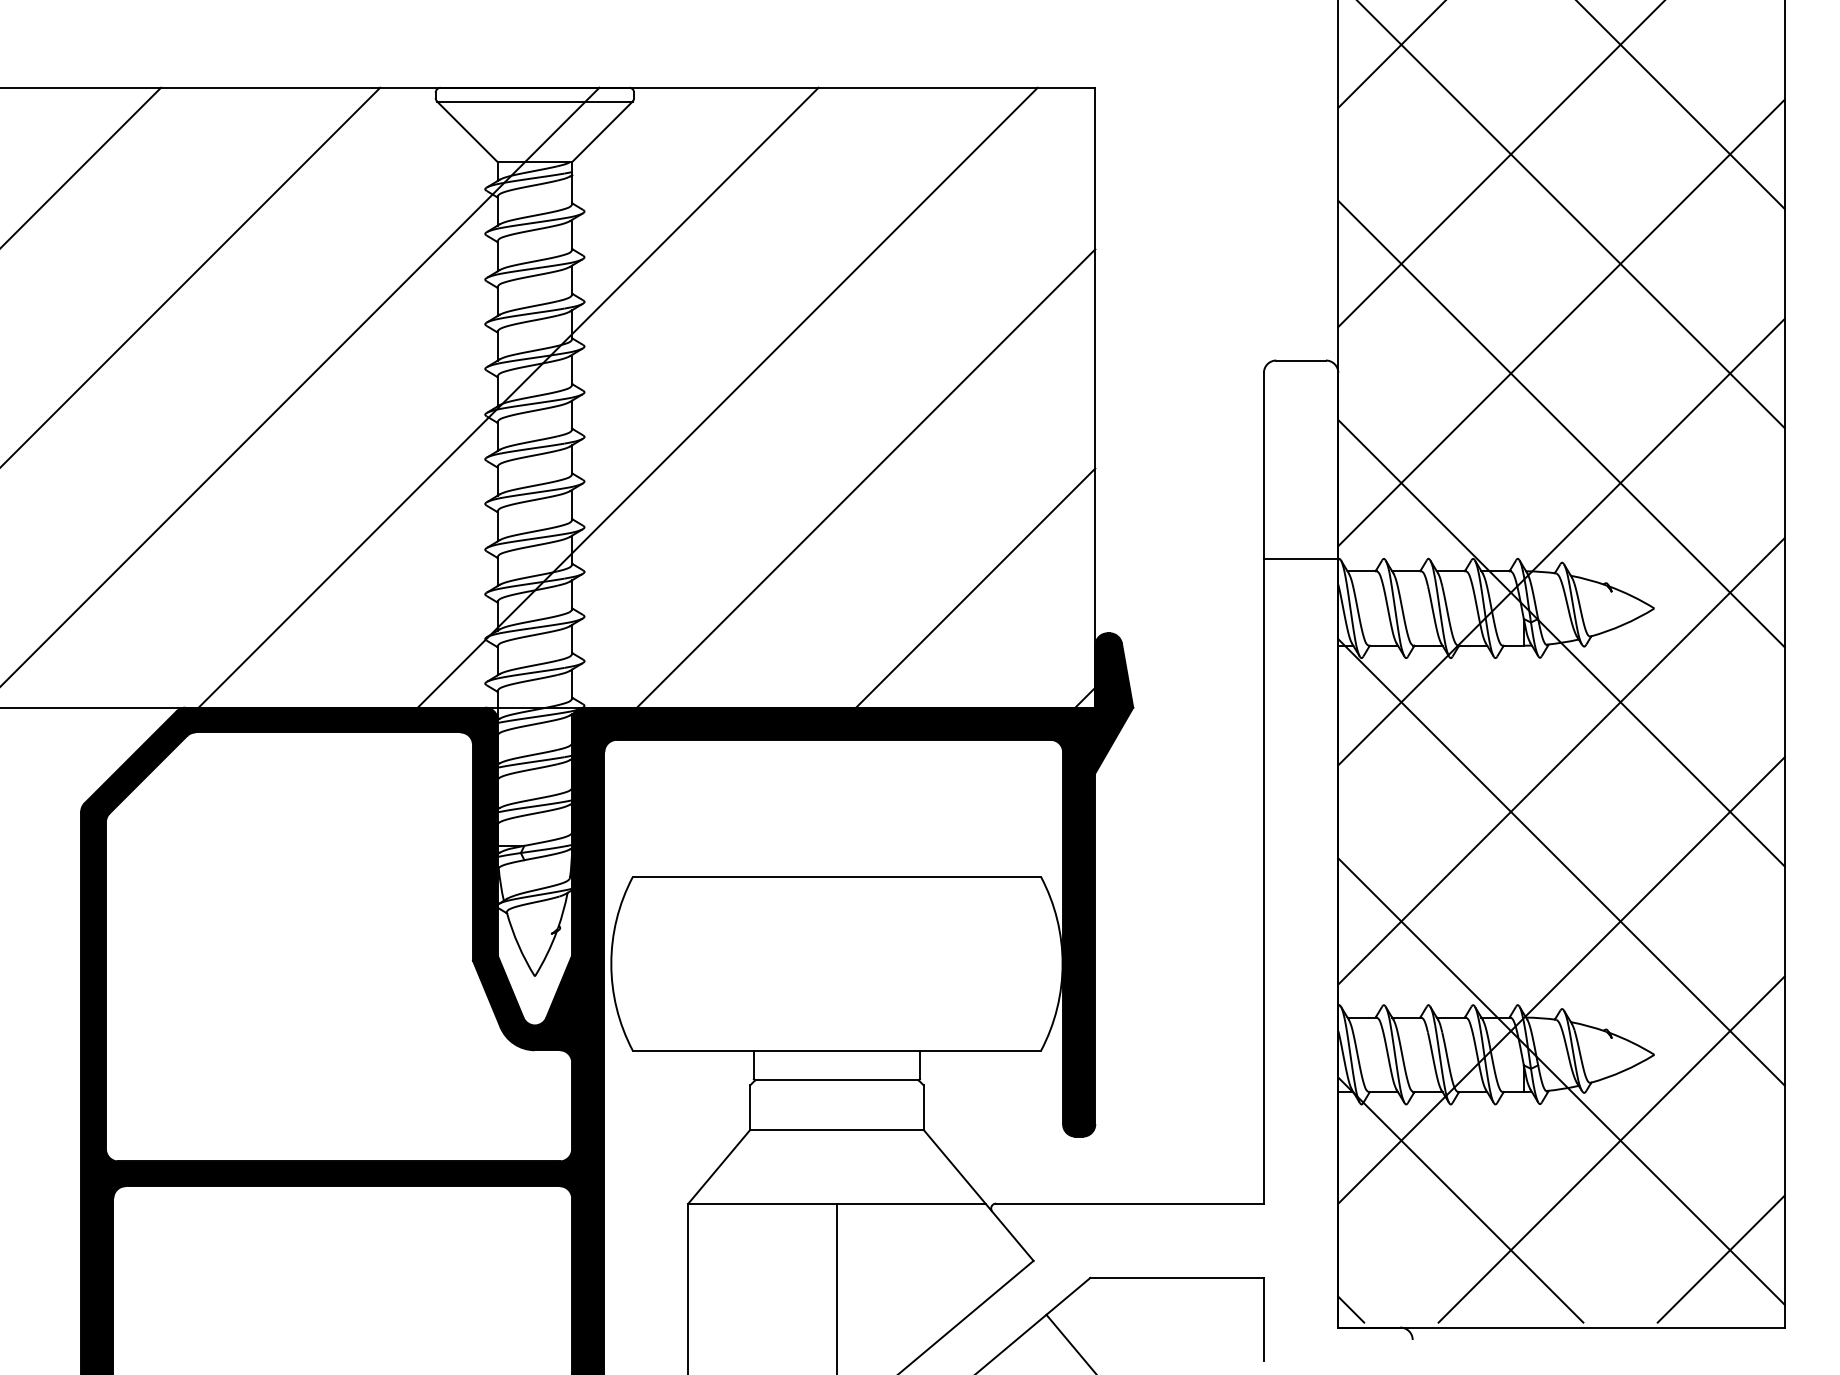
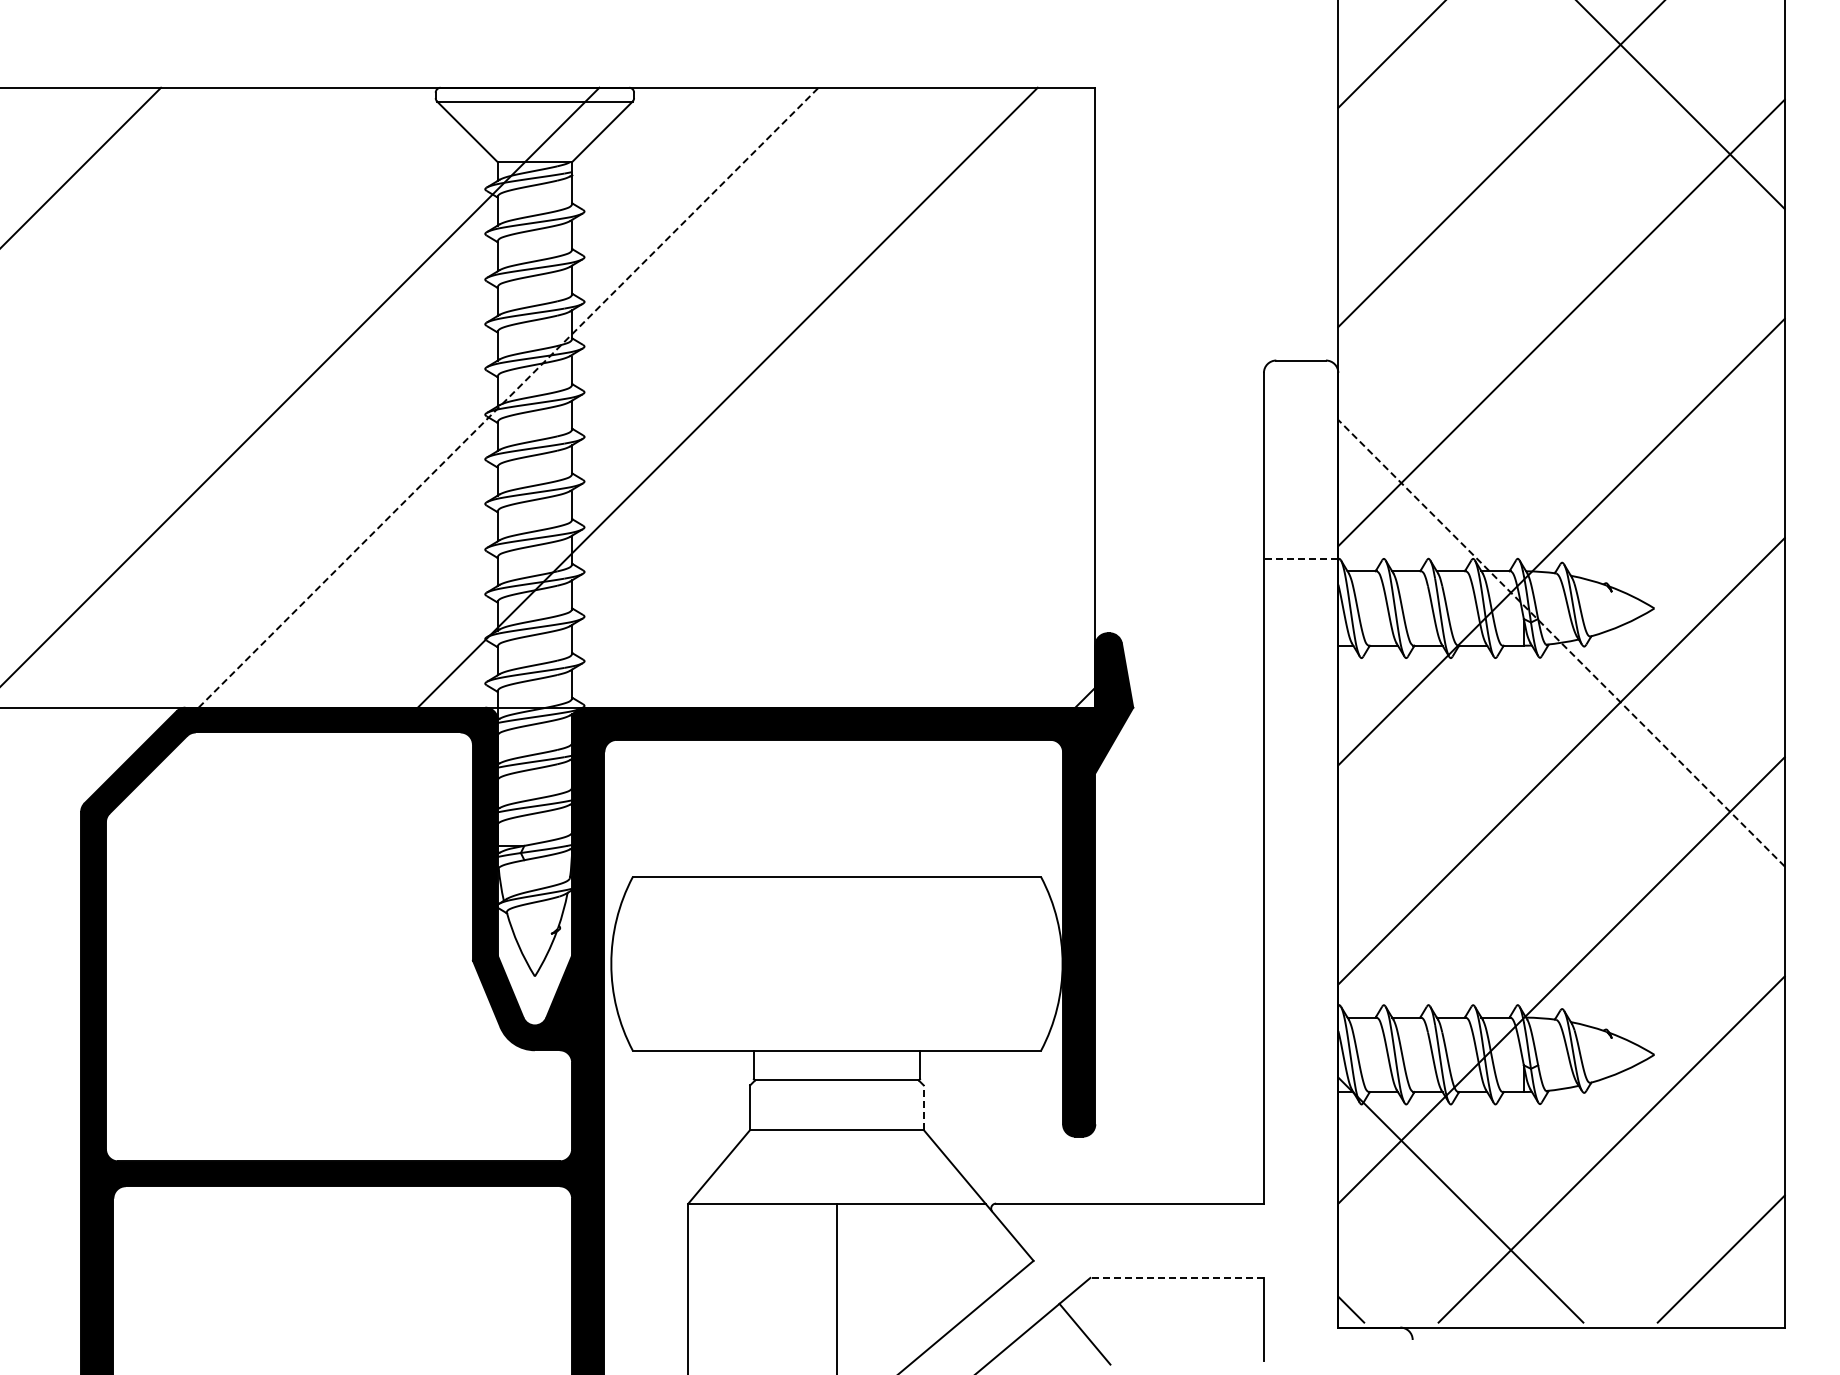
line: present -> none (1571, 215)
line: present -> none (191, 276)
line: solid -> dashed (508, 397)
line: present -> none (1561, 423)
line: present -> none (866, 478)
line: solid -> dashed (1300, 558)
line: present -> none (975, 587)
line: solid -> dashed (1561, 643)
line: present -> none (1561, 862)
line: present -> none (1561, 1081)
line: solid -> dashed (923, 1107)
line: solid -> dashed (1177, 1277)
line position: (1070, 1342) -> (1084, 1333) (1084, 1333)
